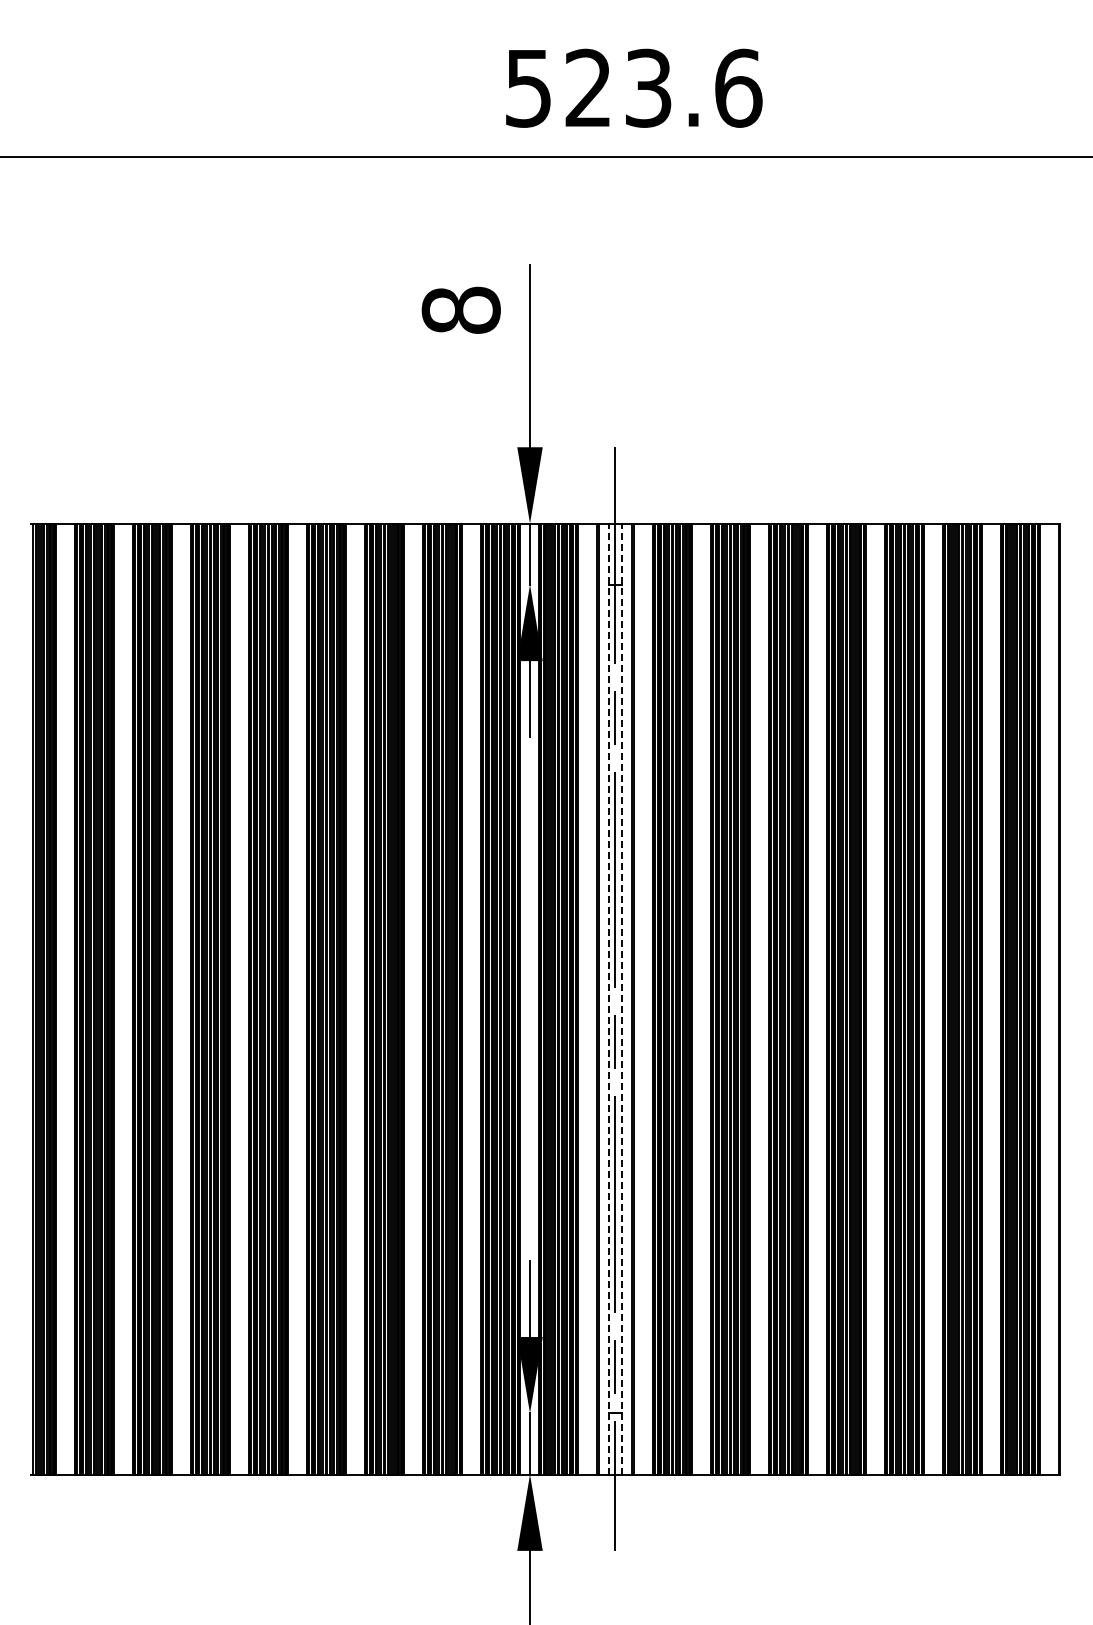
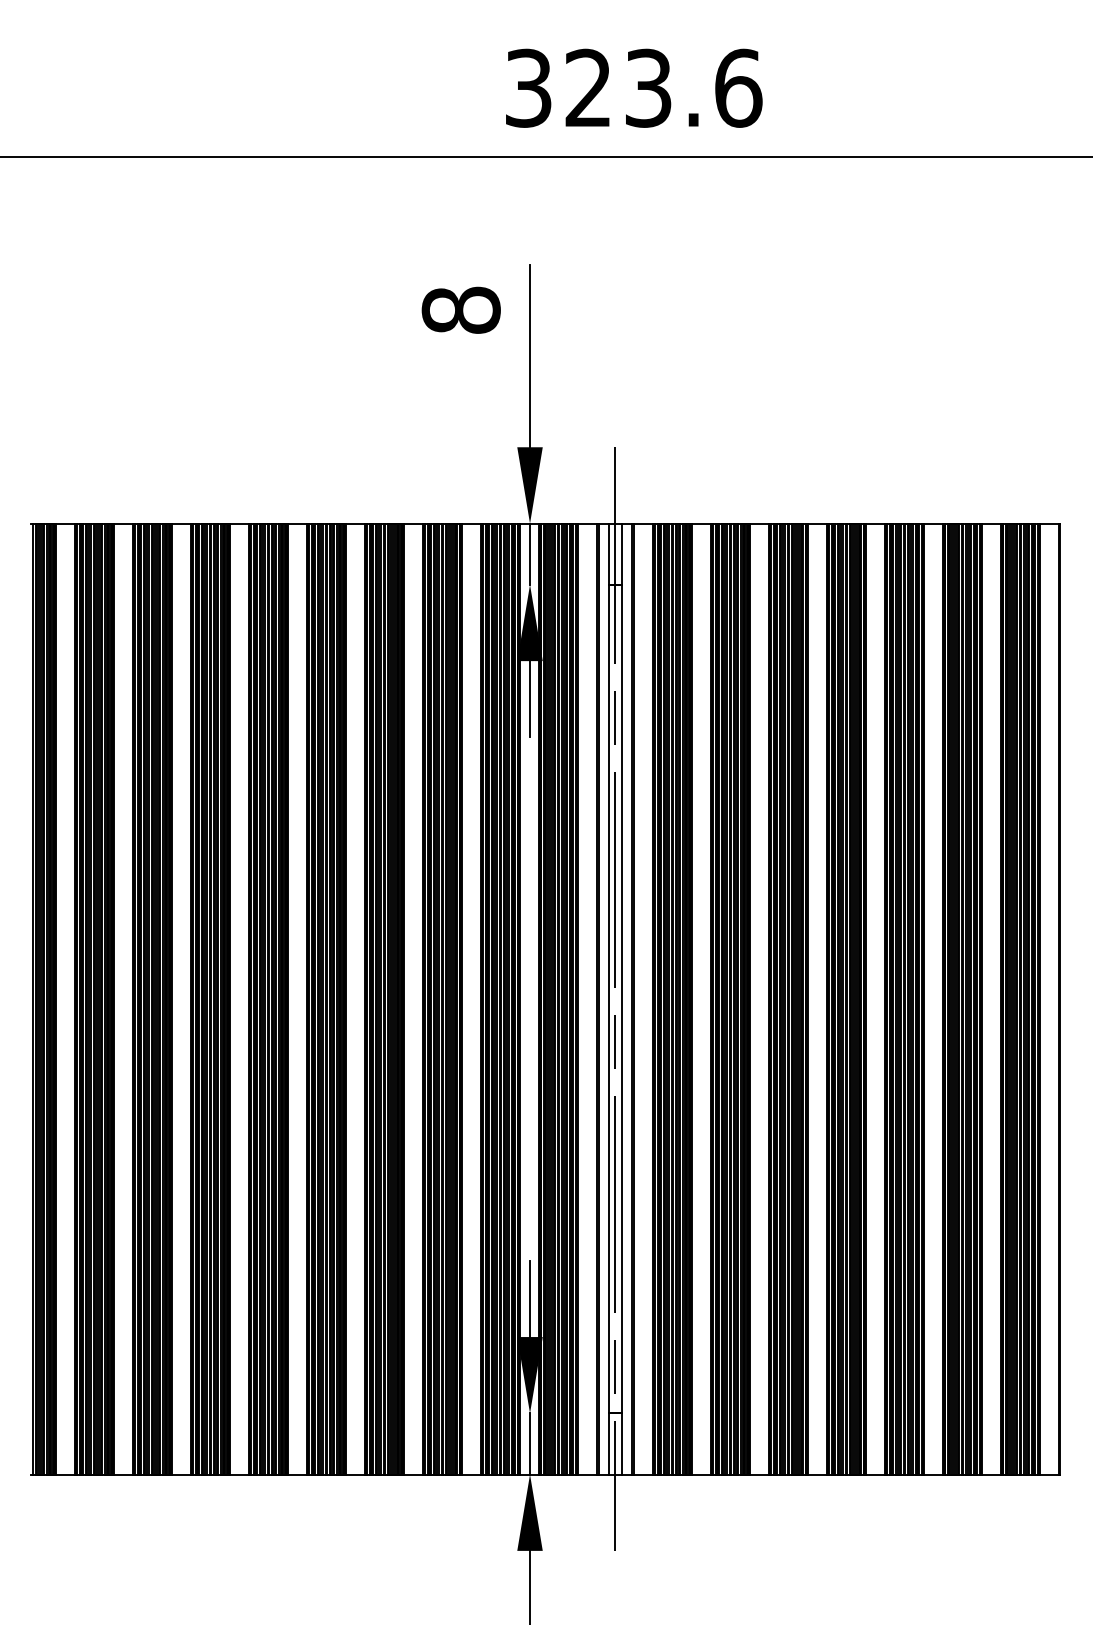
text: 523.6 -> 323.6 (528, 87)
line: dashed -> solid (608, 998)
line: dashed -> solid (621, 998)
